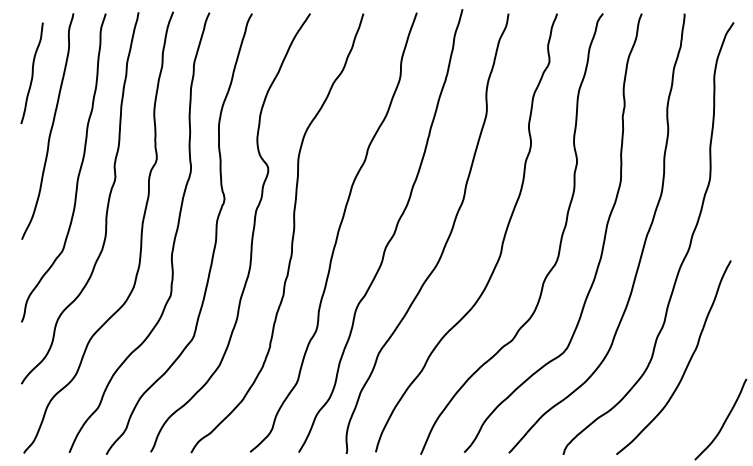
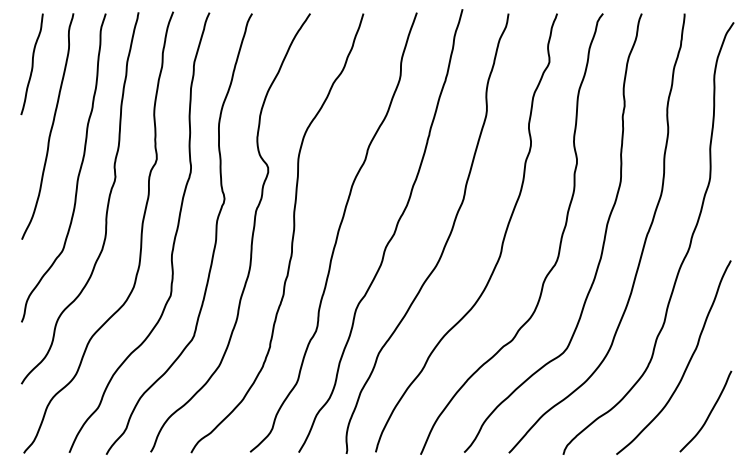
curve position: (31, 73) -> (31, 64) (31, 64)
curve position: (724, 420) -> (709, 412) (709, 412)
